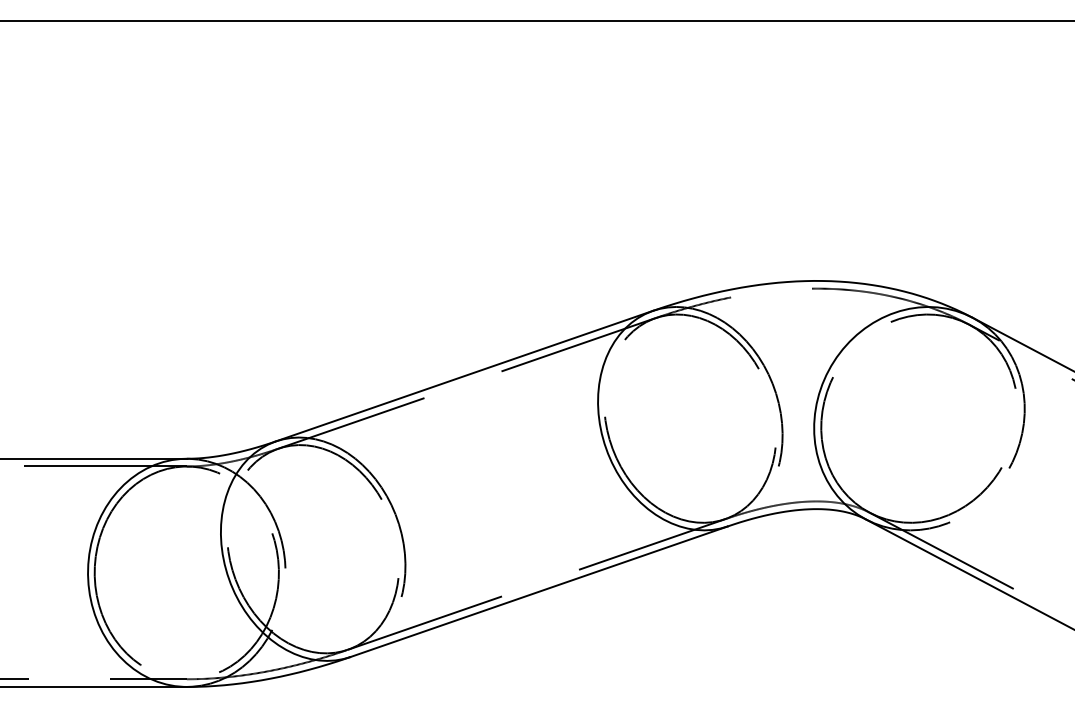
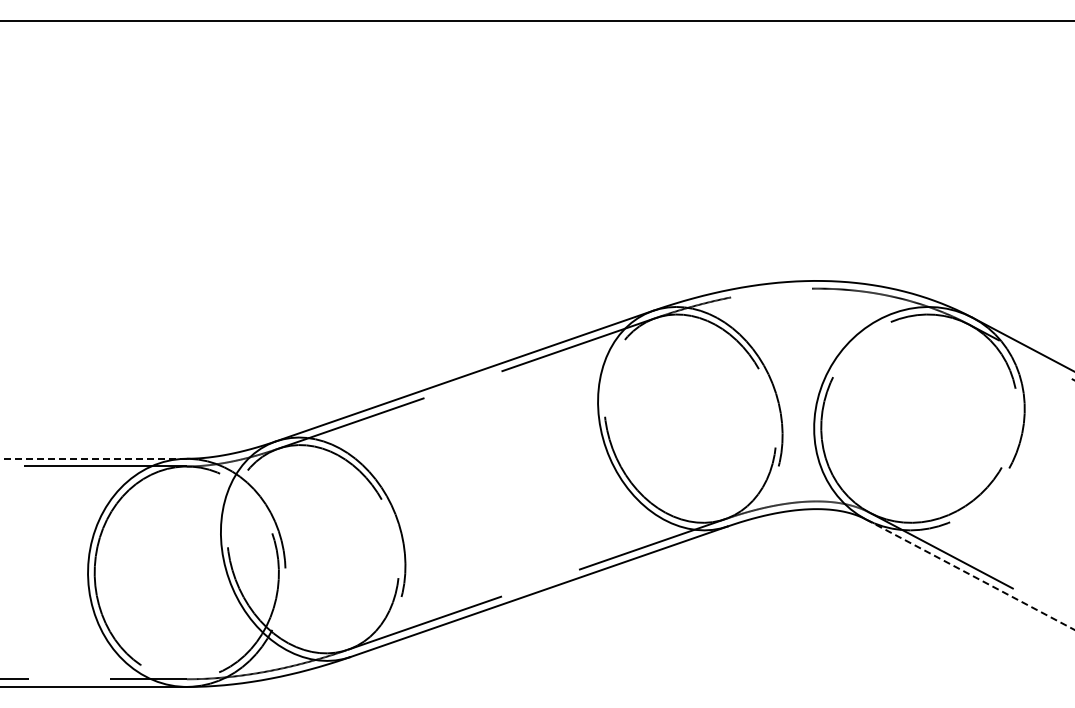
line: solid -> dashed (93, 458)
line: solid -> dashed (970, 574)
